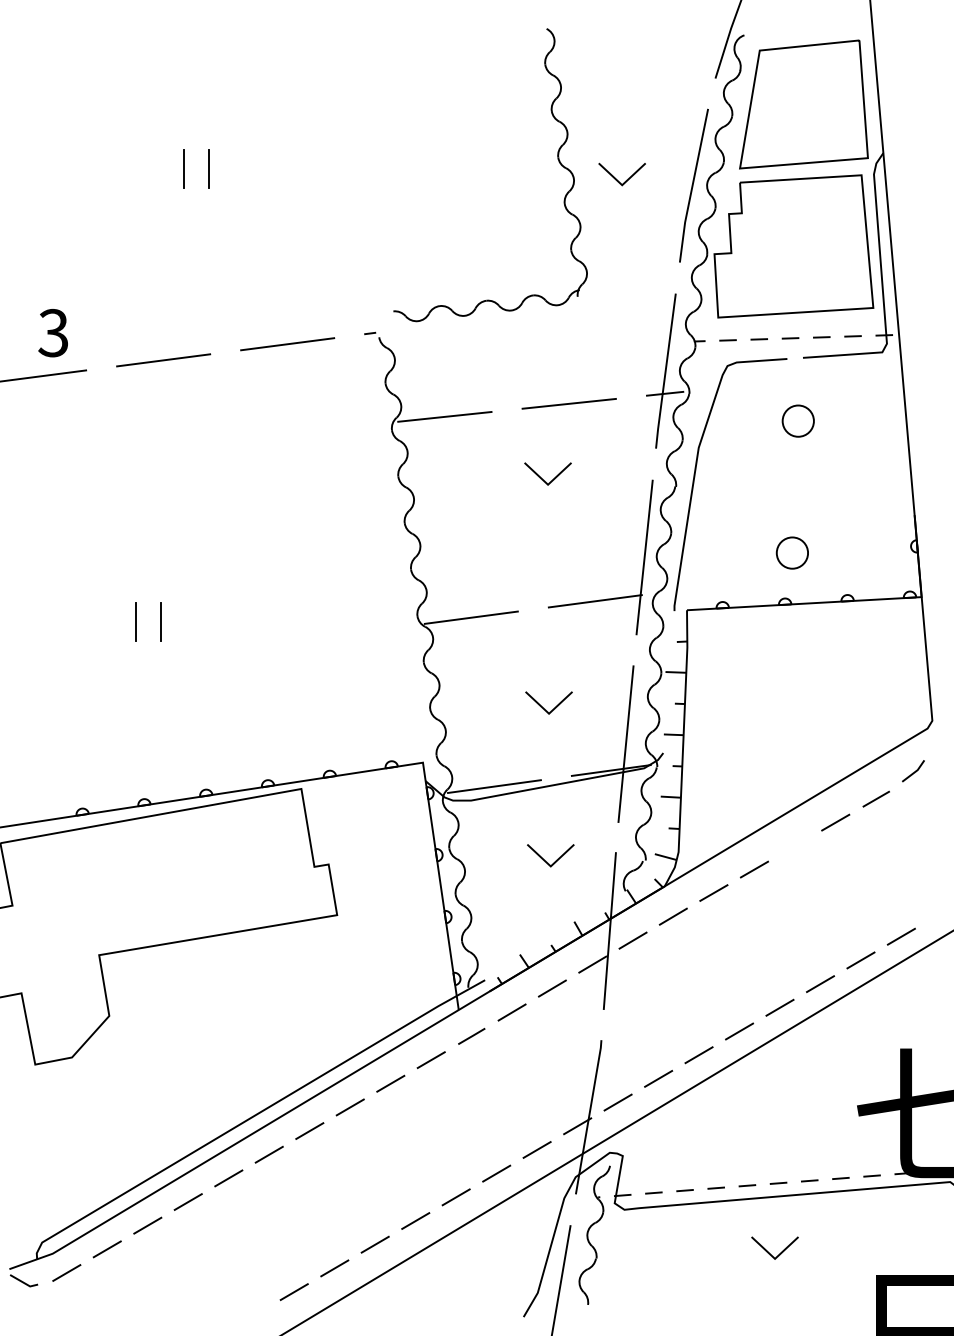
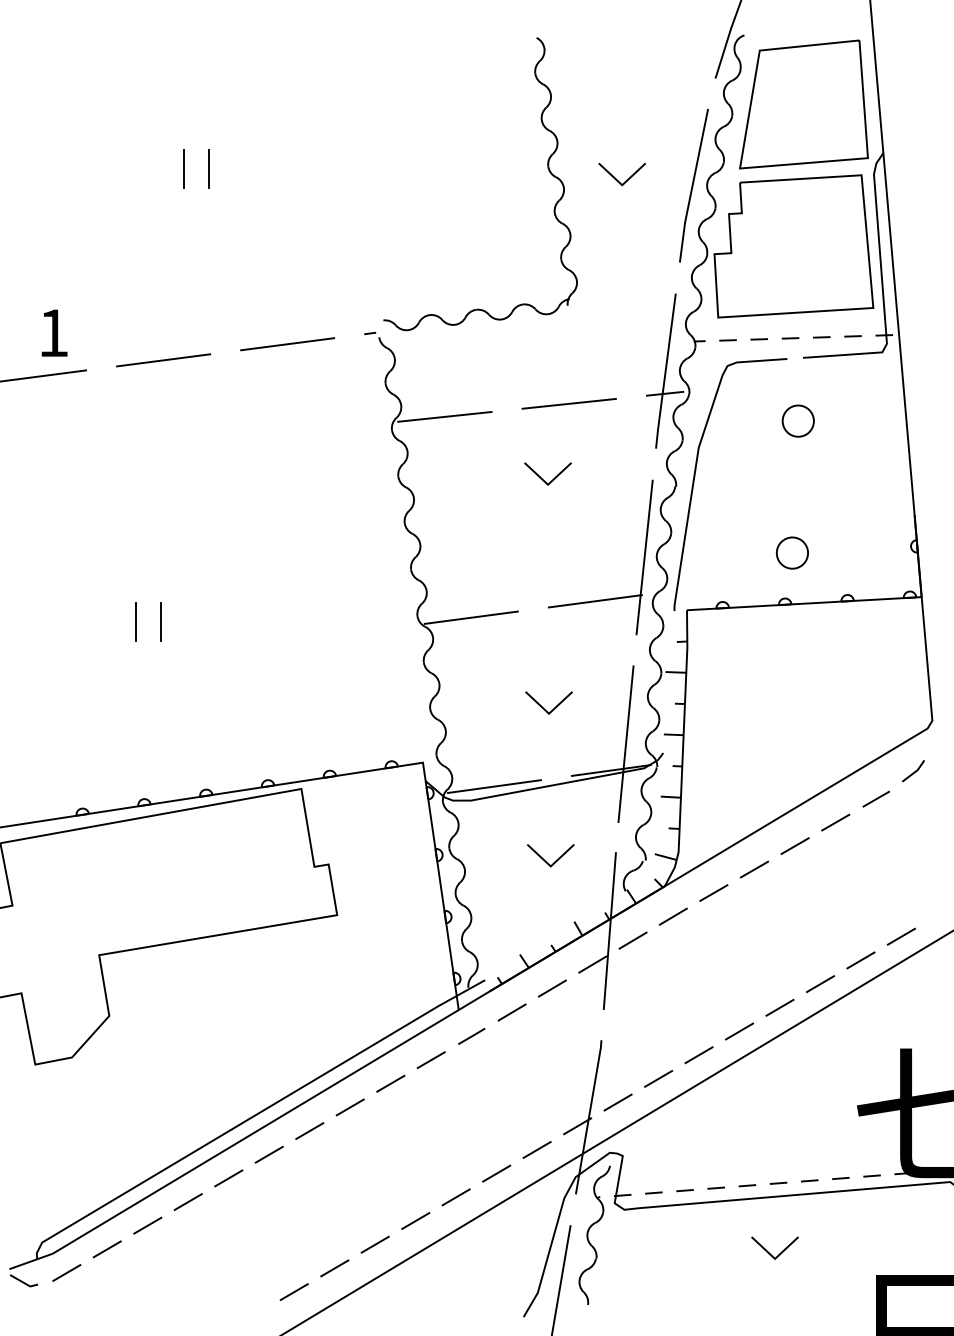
part position: (557, 159) -> (547, 168) (547, 168)
text: 3 -> 1 (52, 332)
line: none -> present (794, 845)
